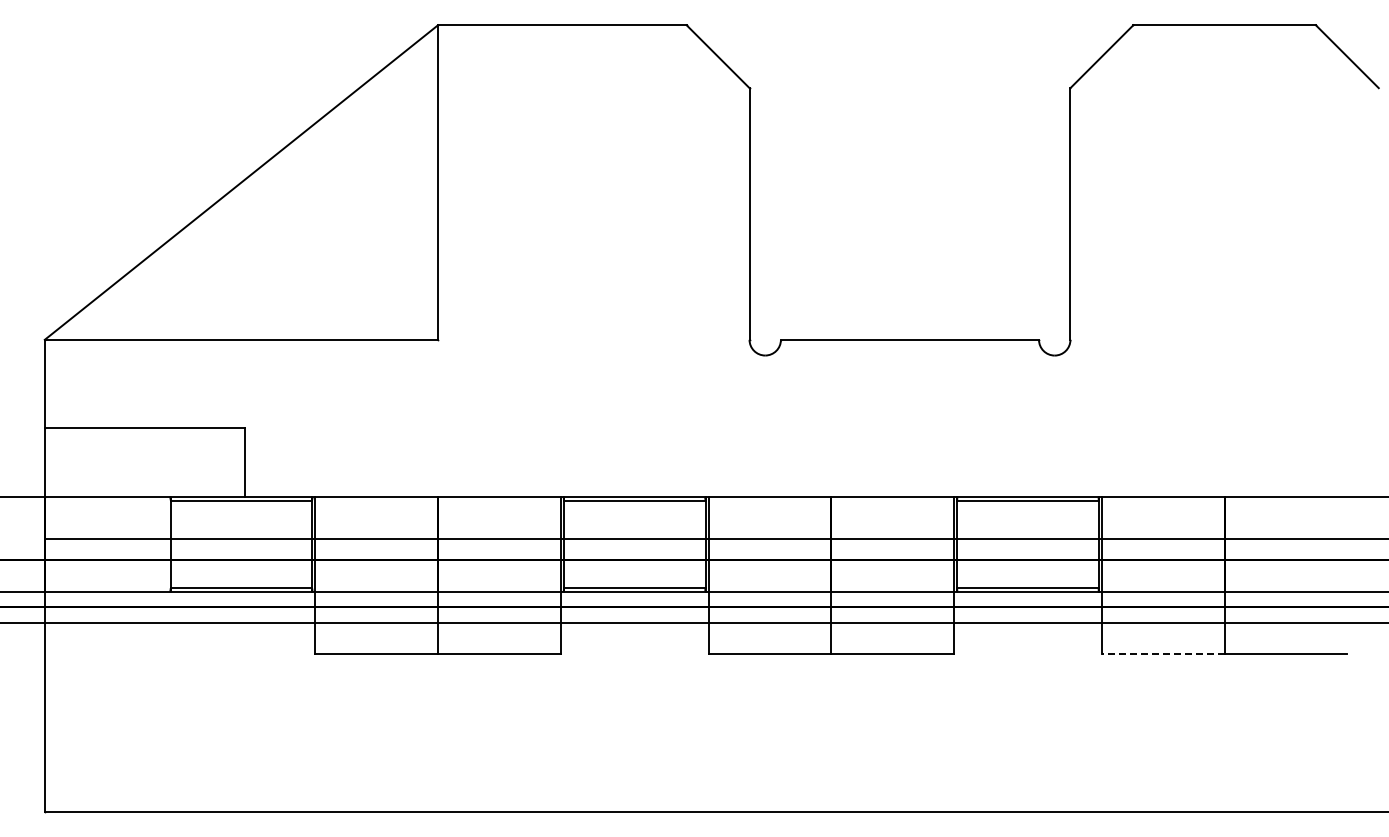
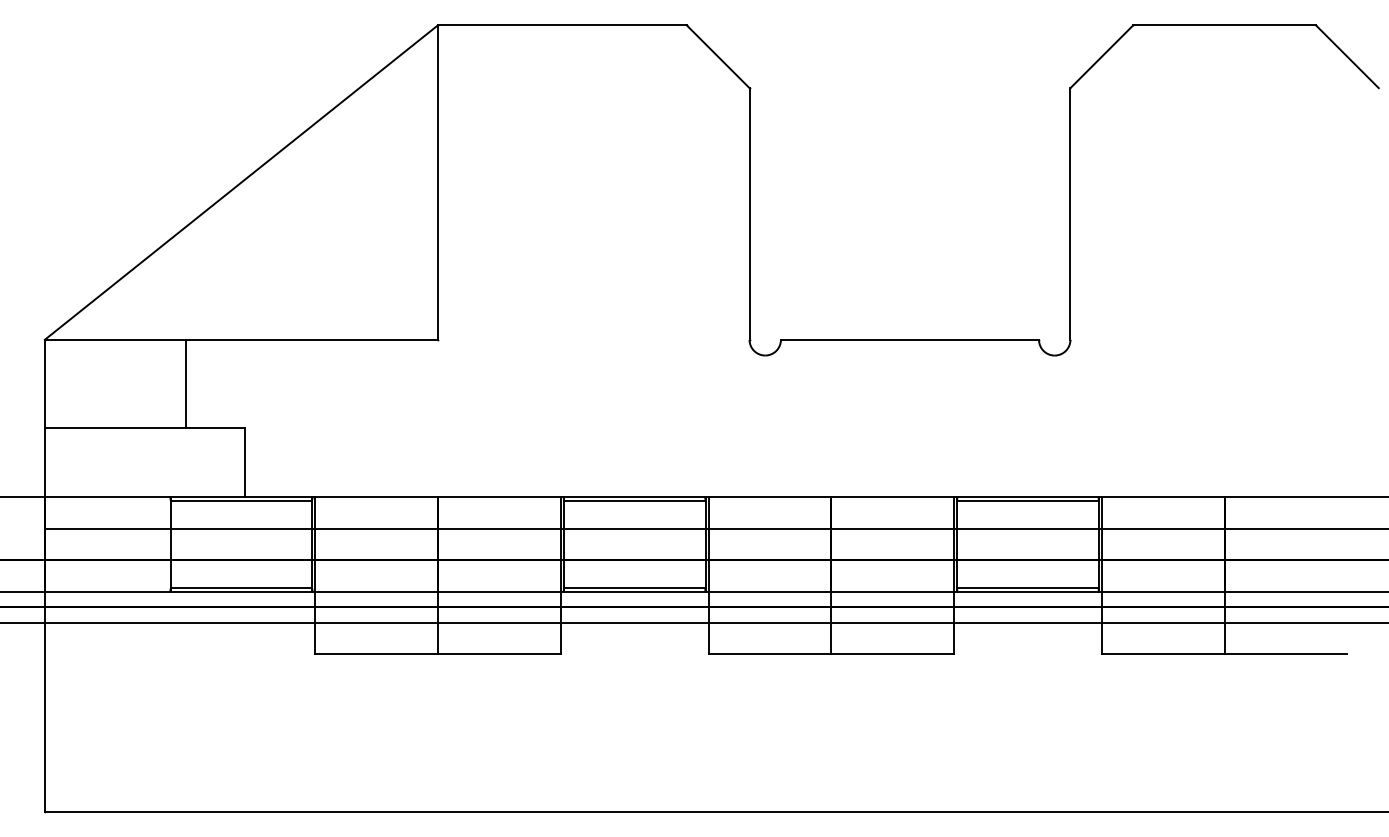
line: none -> present (186, 383)
line position: (714, 538) -> (714, 528) (714, 528)
line: dashed -> solid (1162, 654)
